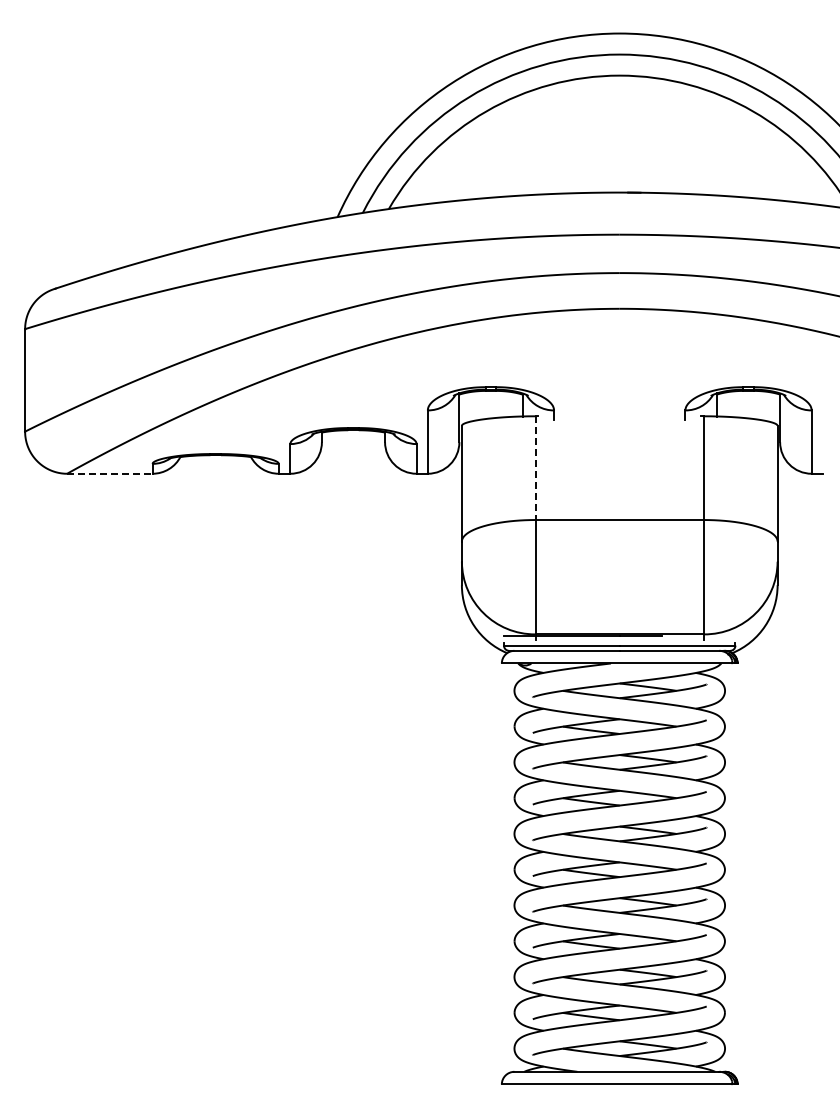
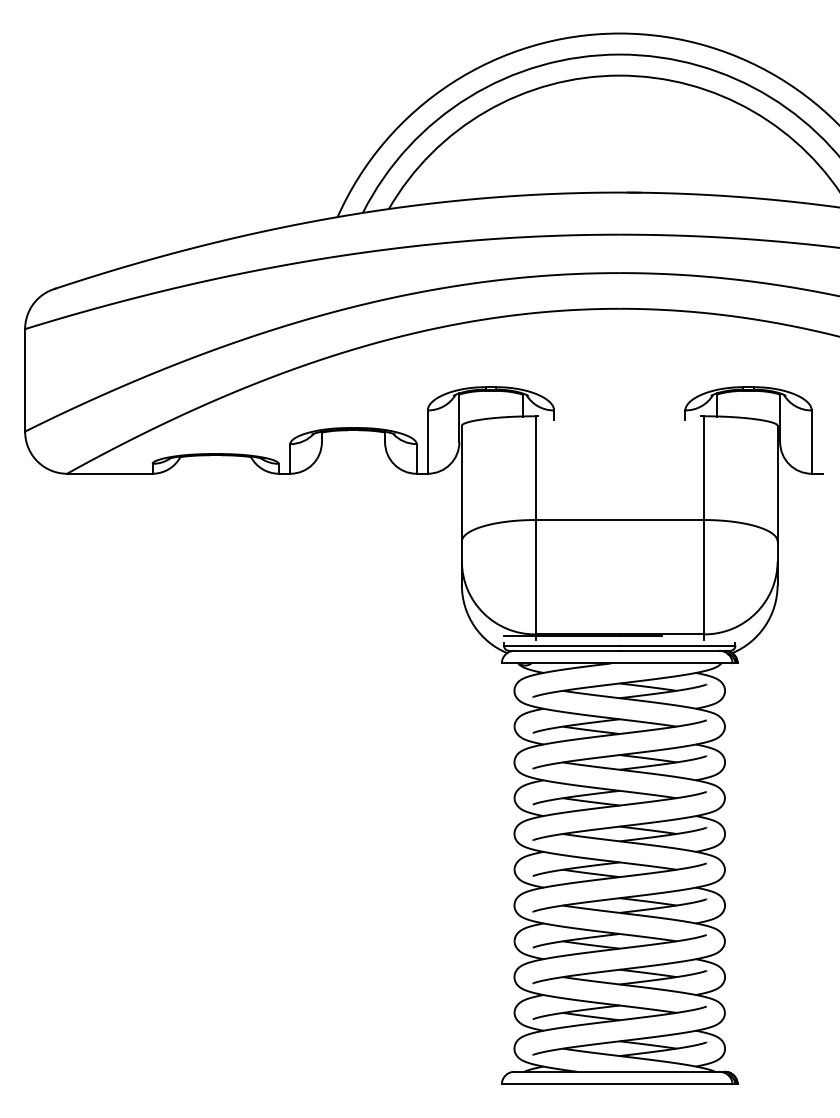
line: dashed -> solid (535, 468)
line: dashed -> solid (109, 473)
